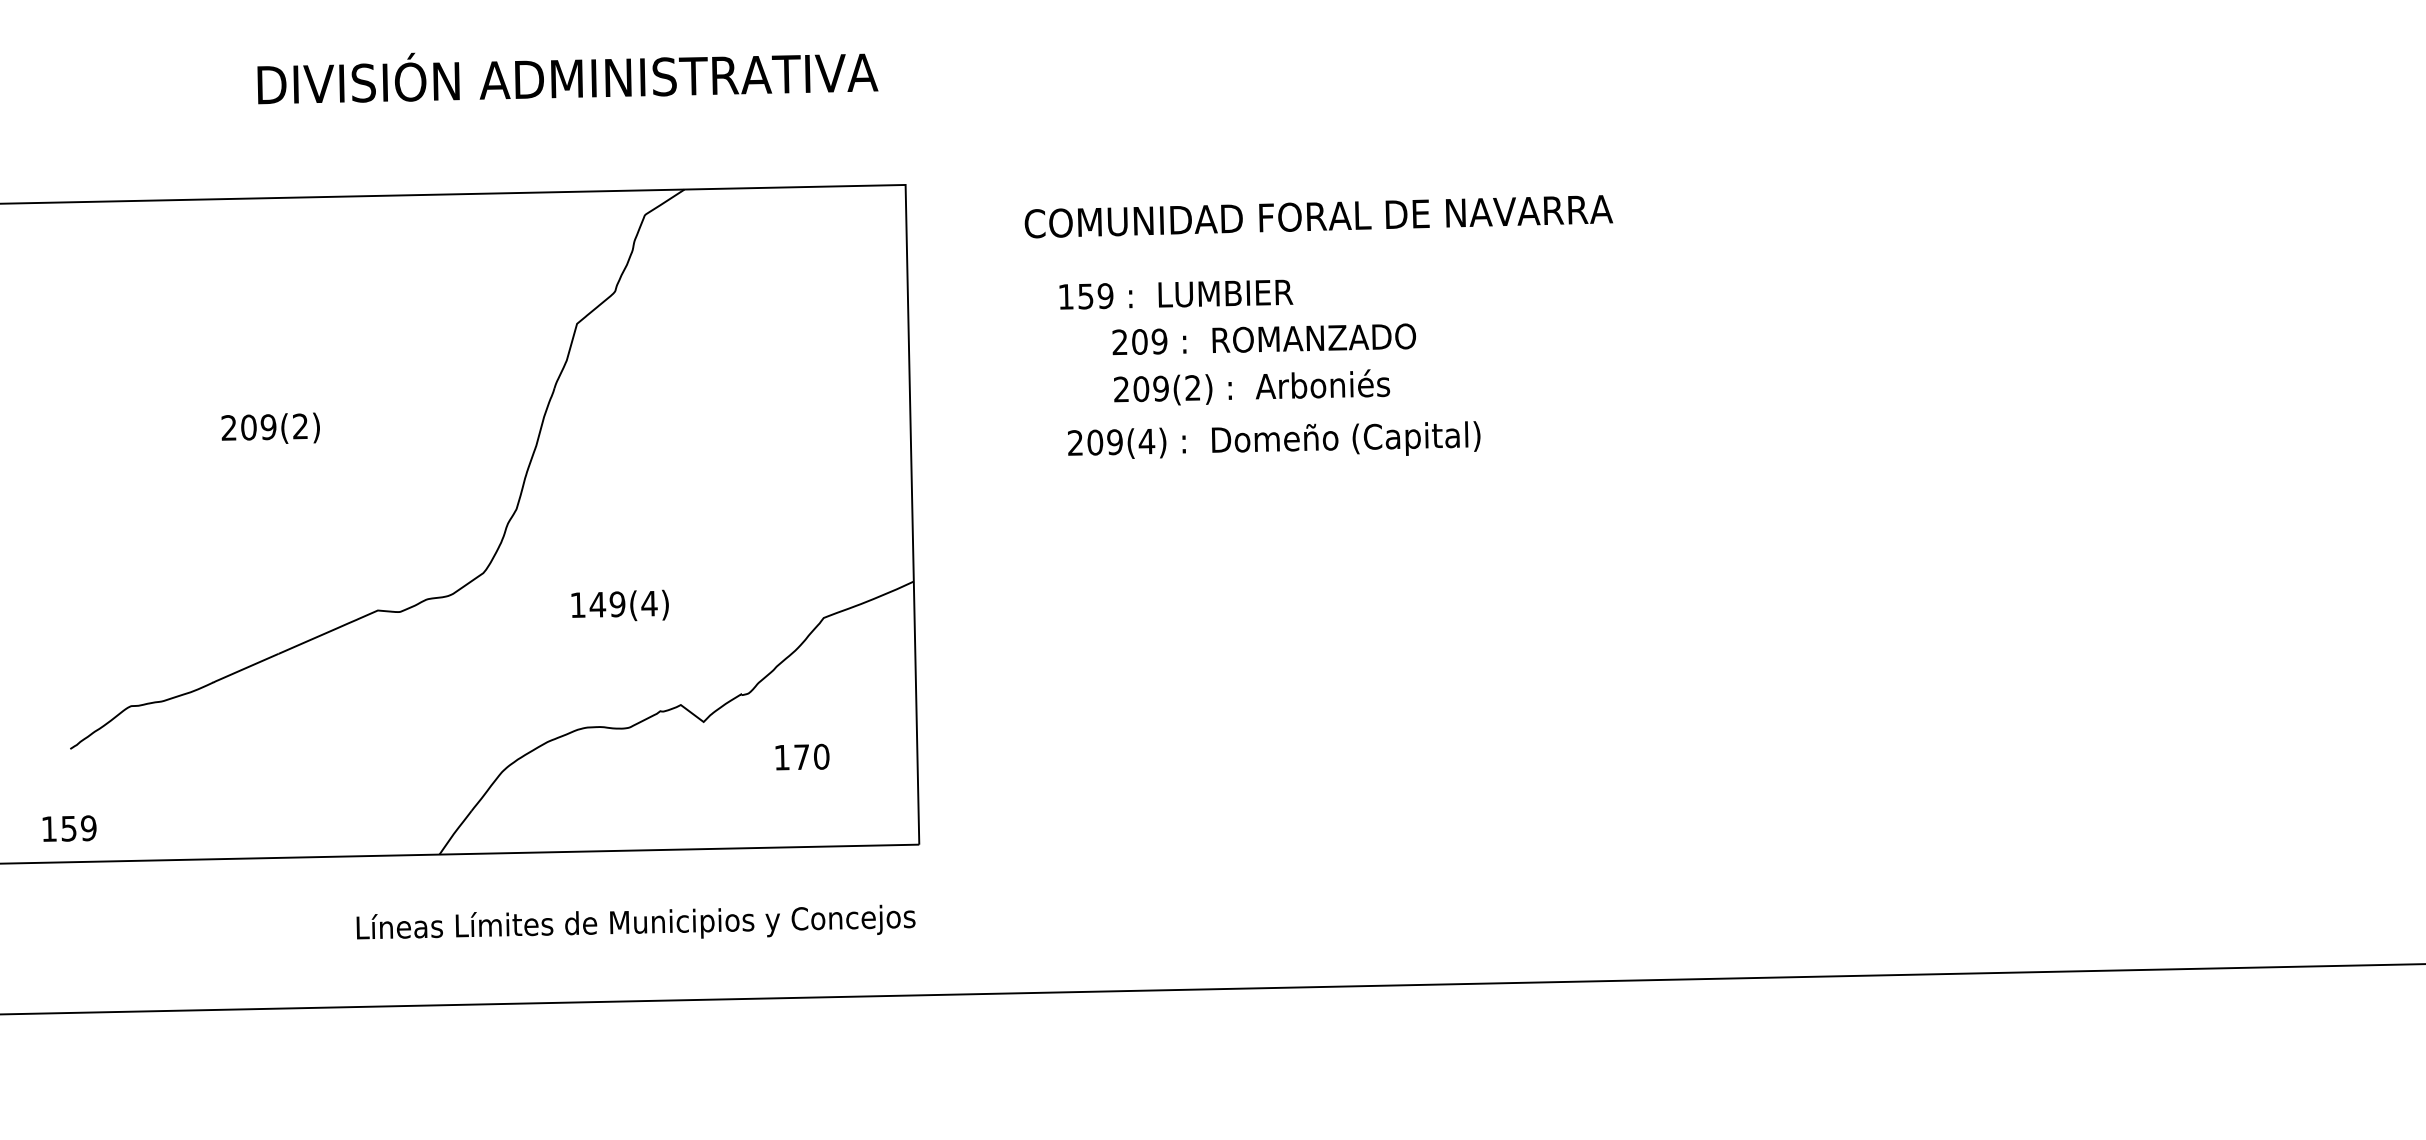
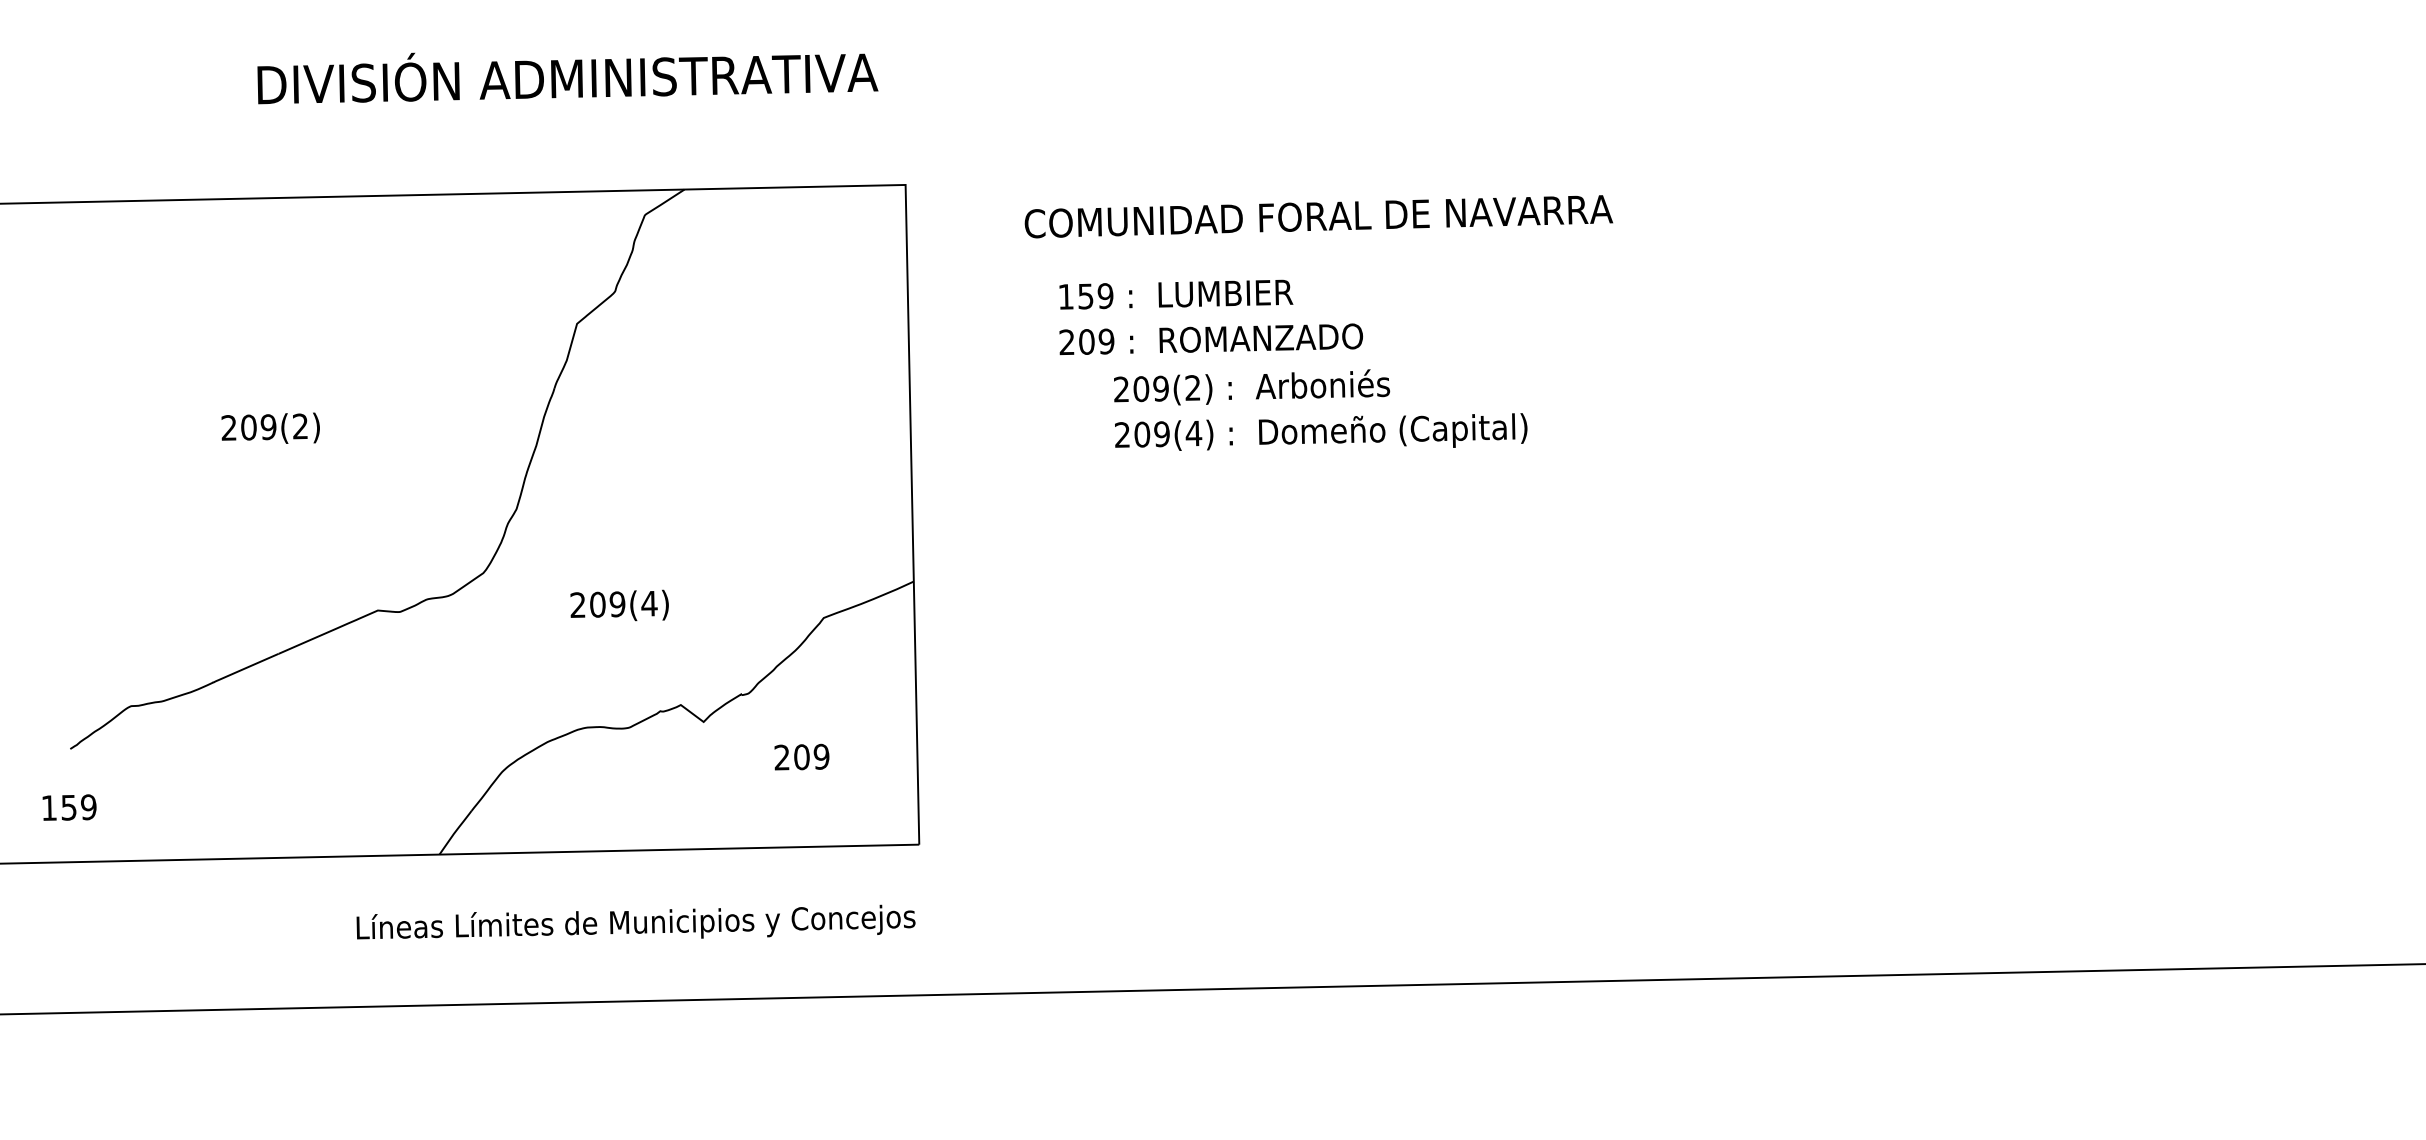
text position: (1263, 339) -> (1210, 339) (1210, 339)
text position: (1274, 439) -> (1321, 431) (1321, 431)
text: 149(4) -> 209(4) (588, 604)
text: 170 -> 209 (801, 757)
text position: (69, 828) -> (69, 807) (69, 807)
